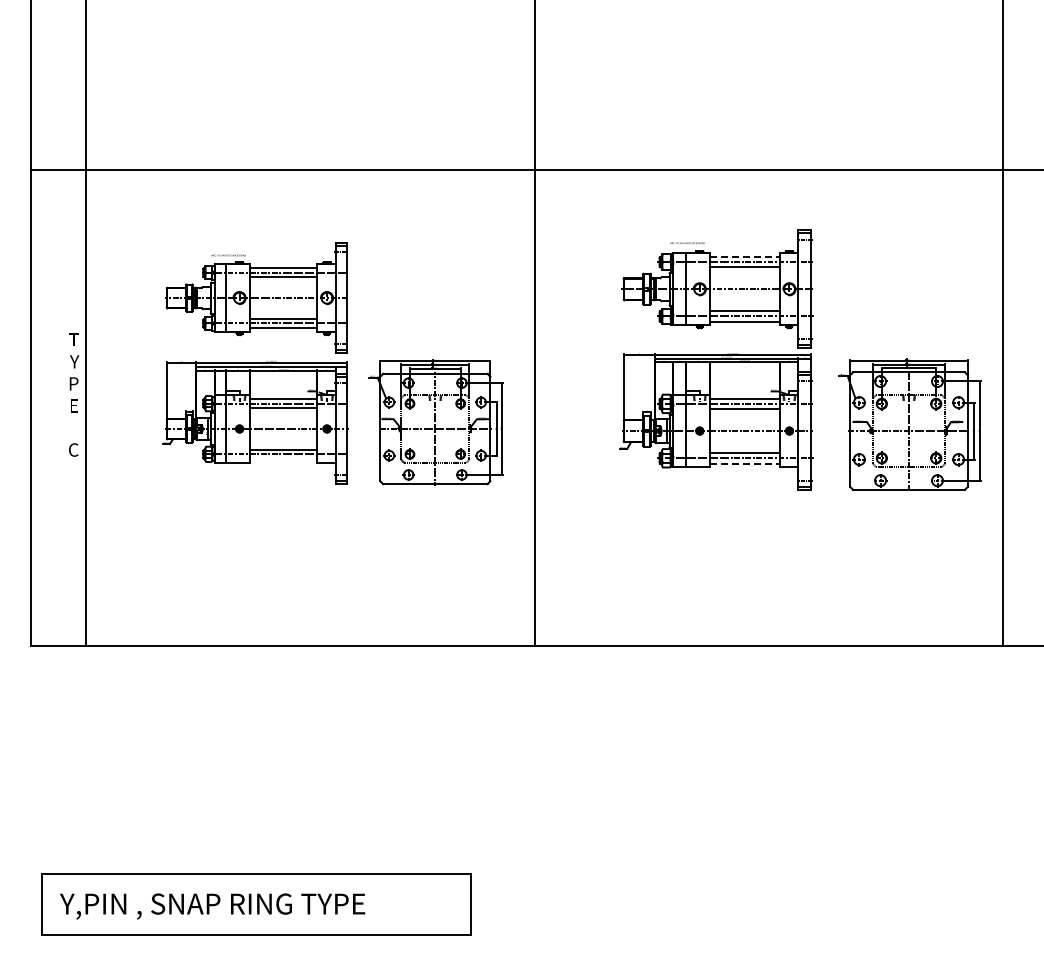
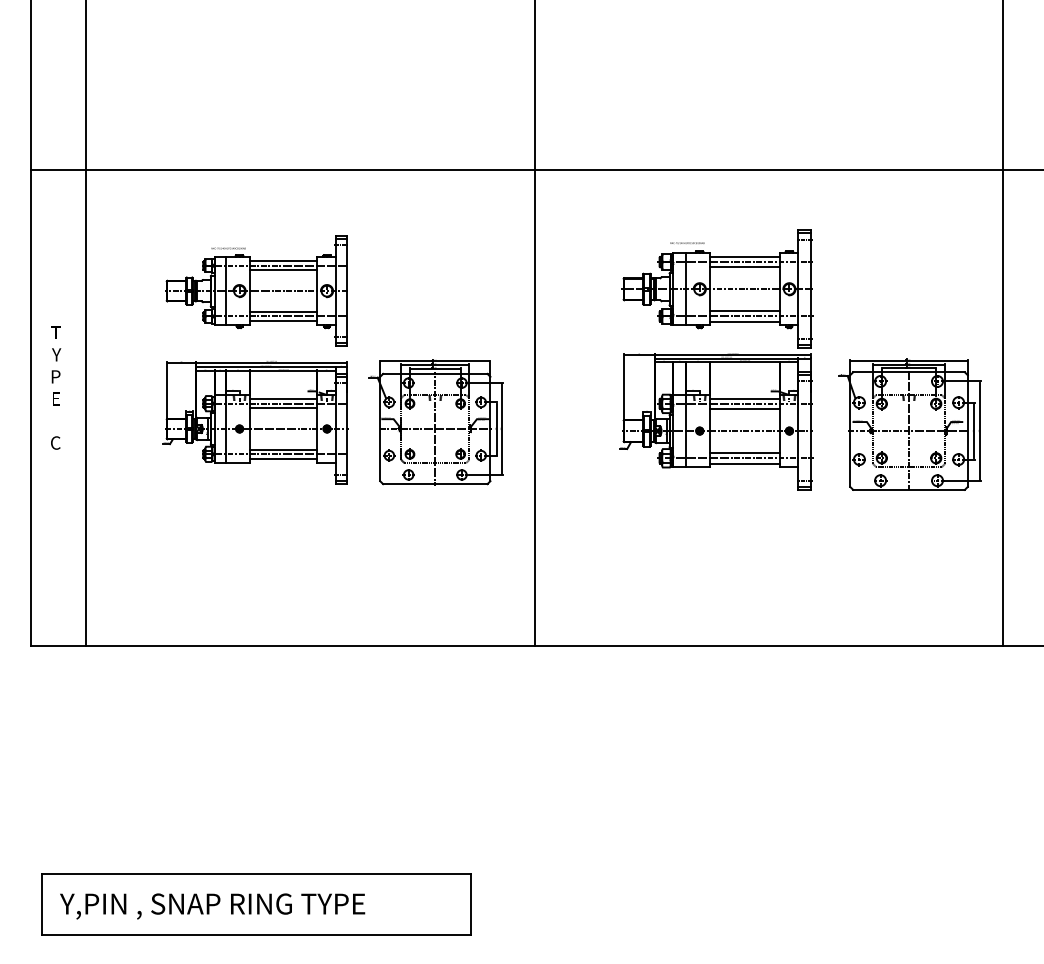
line: dashed -> solid (744, 256)
part position: (256, 297) -> (256, 290) (256, 290)
text position: (74, 394) -> (56, 387) (56, 387)
line: none -> present (283, 458)
line: dashed -> solid (744, 463)
